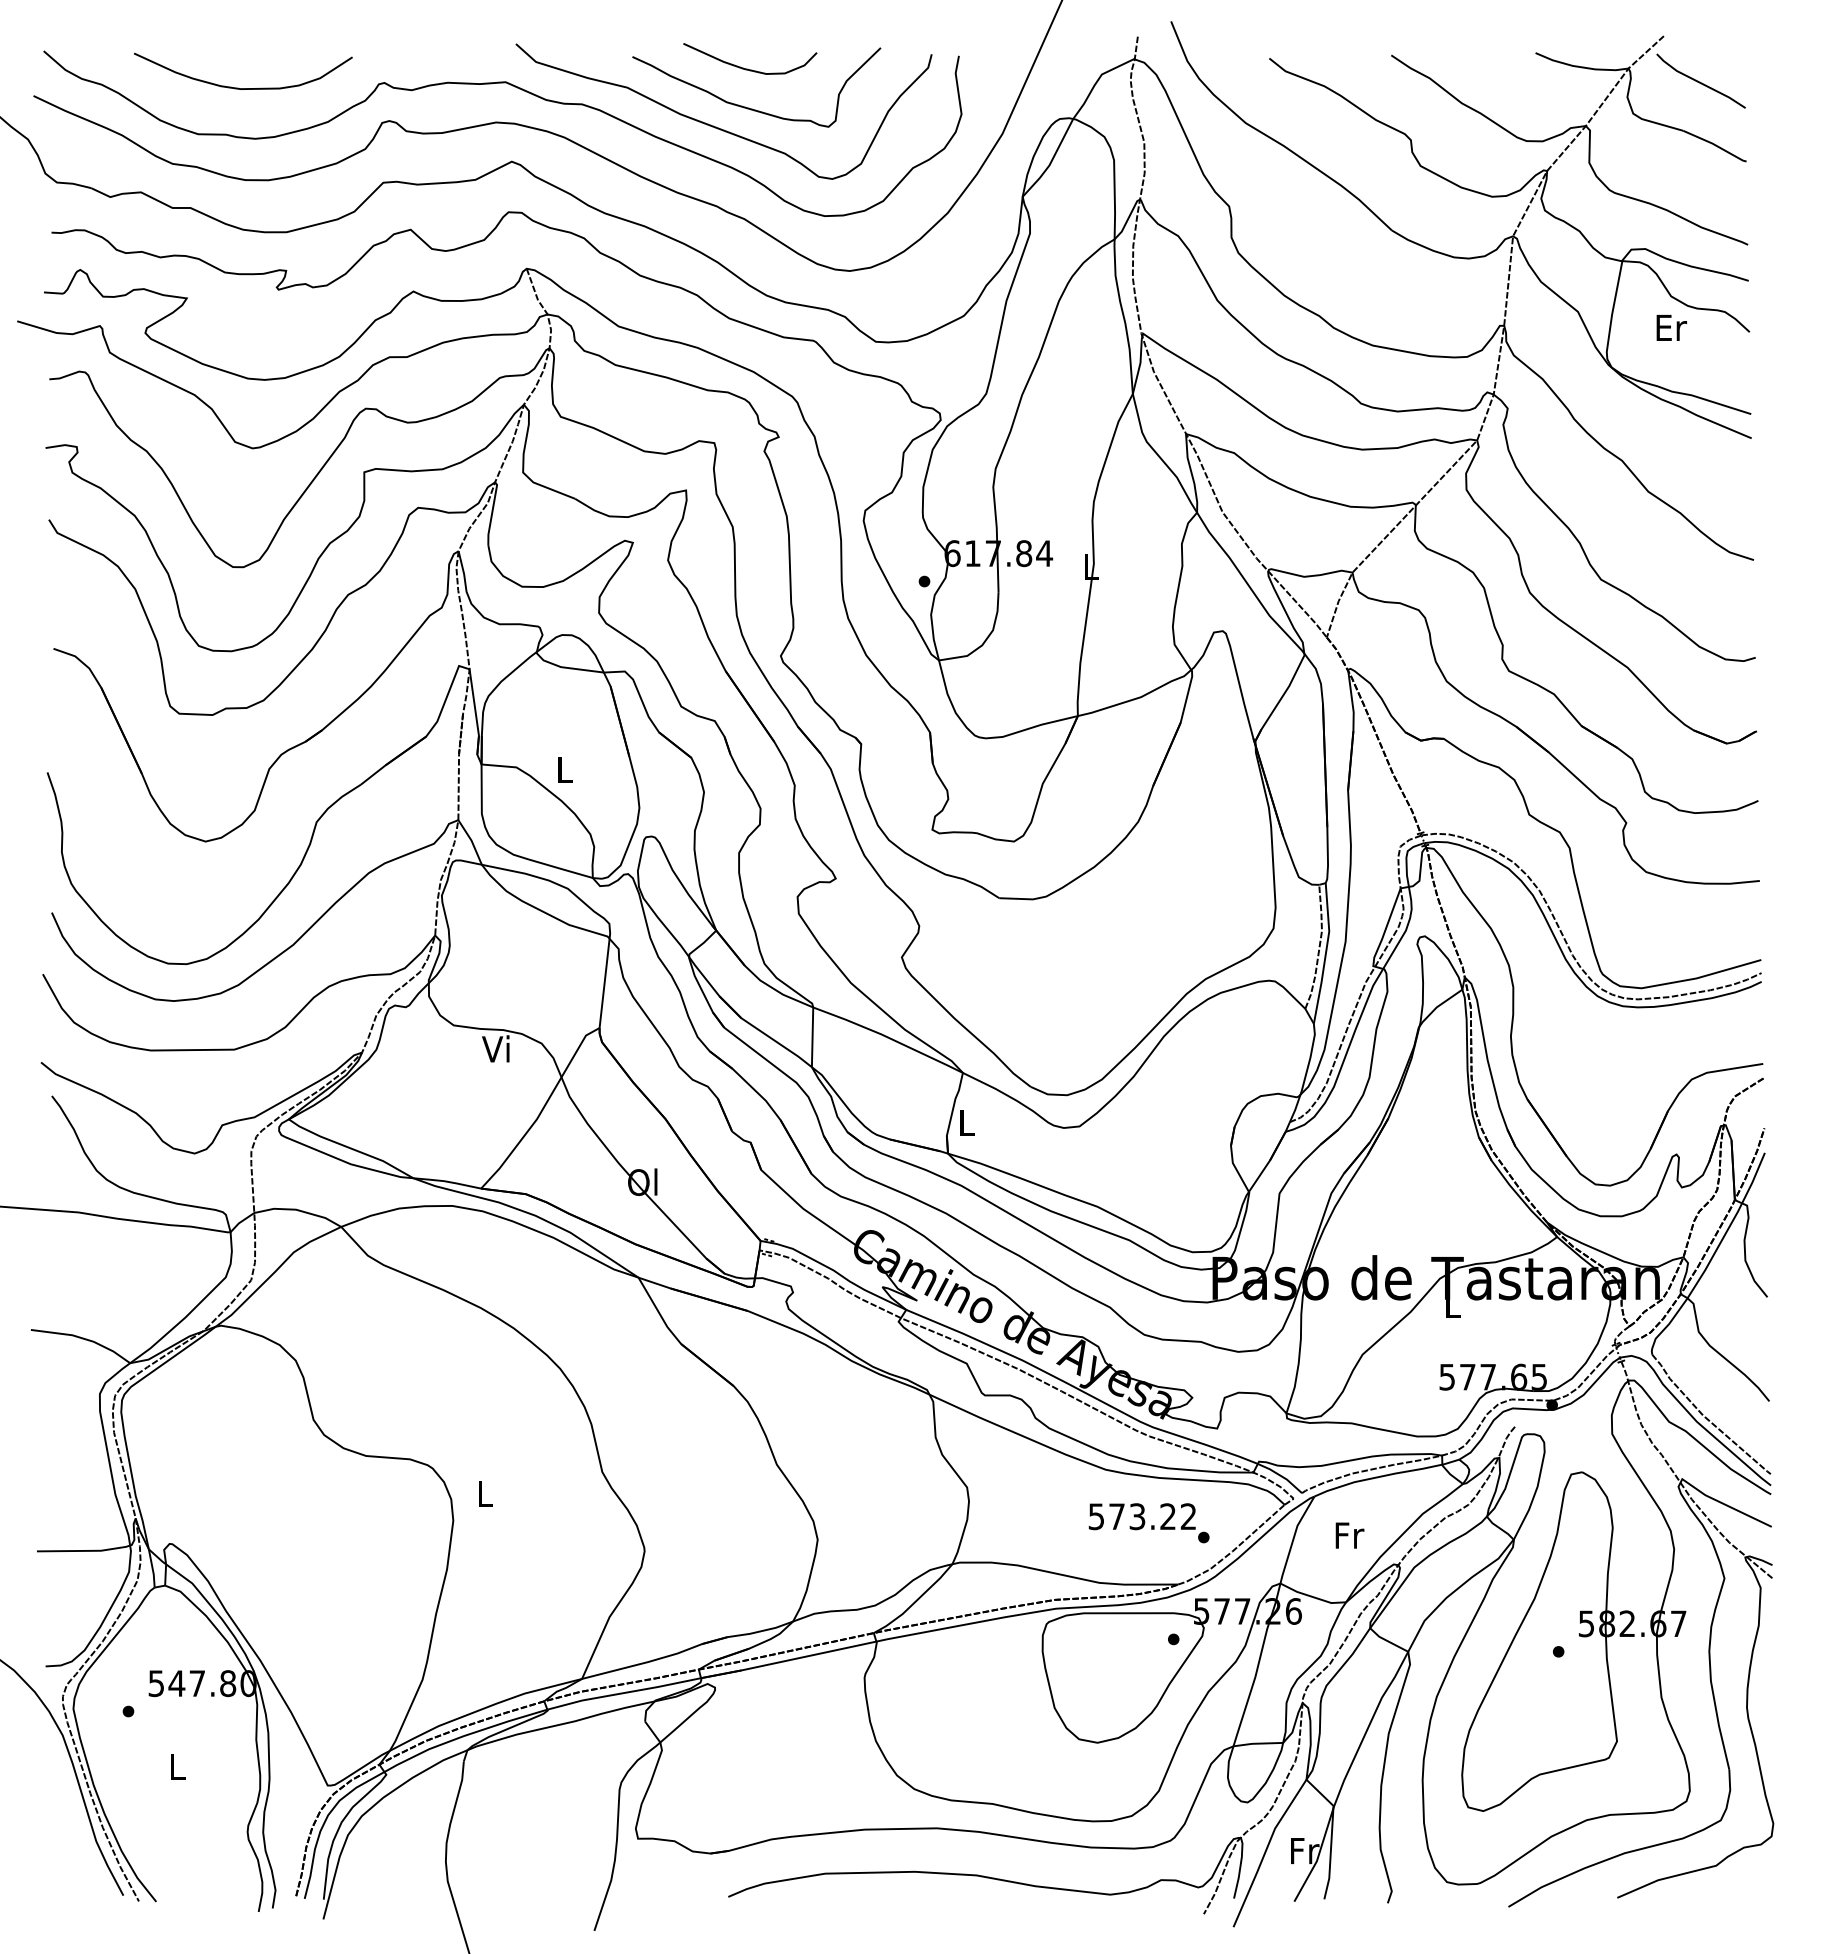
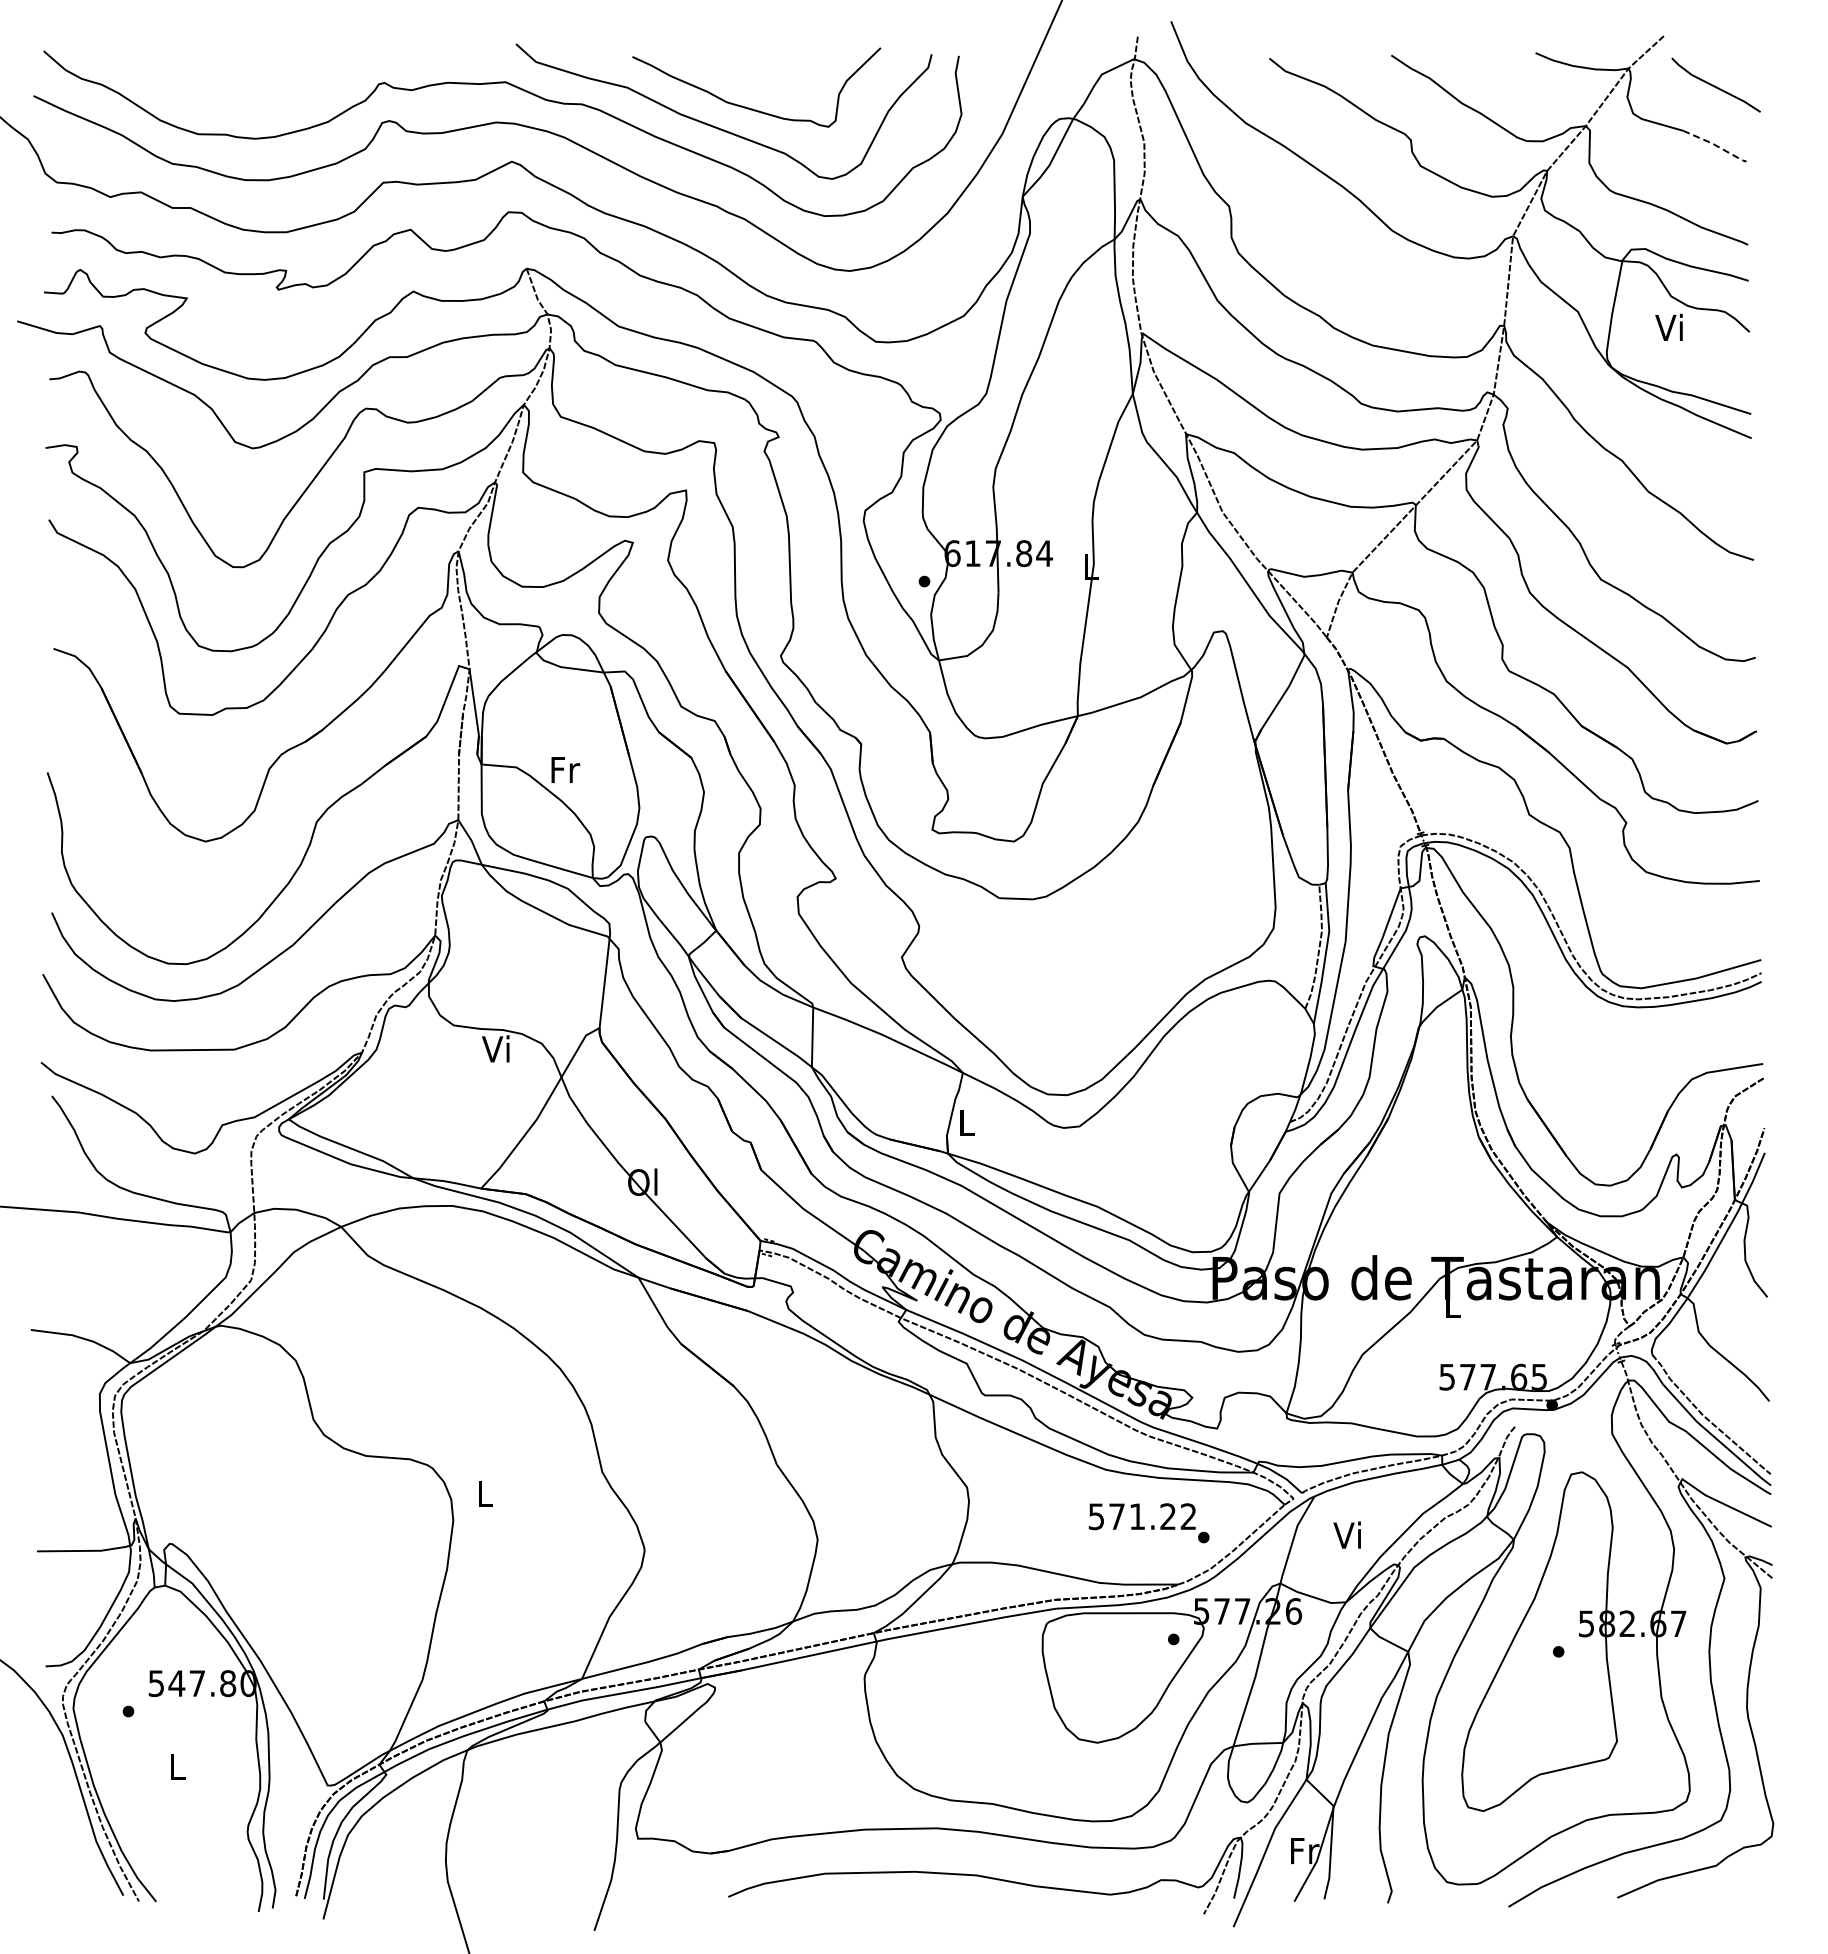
curve: present -> none (747, 68)
line position: (1700, 81) -> (1715, 85) (1715, 85)
curve: present -> none (238, 87)
line: solid -> dashed (1715, 145)
text: Er -> Vi (1671, 326)
text: L -> Fr (565, 770)
text: 573.22 -> 571.22 (1137, 1516)
text: Fr -> Vi (1348, 1534)
